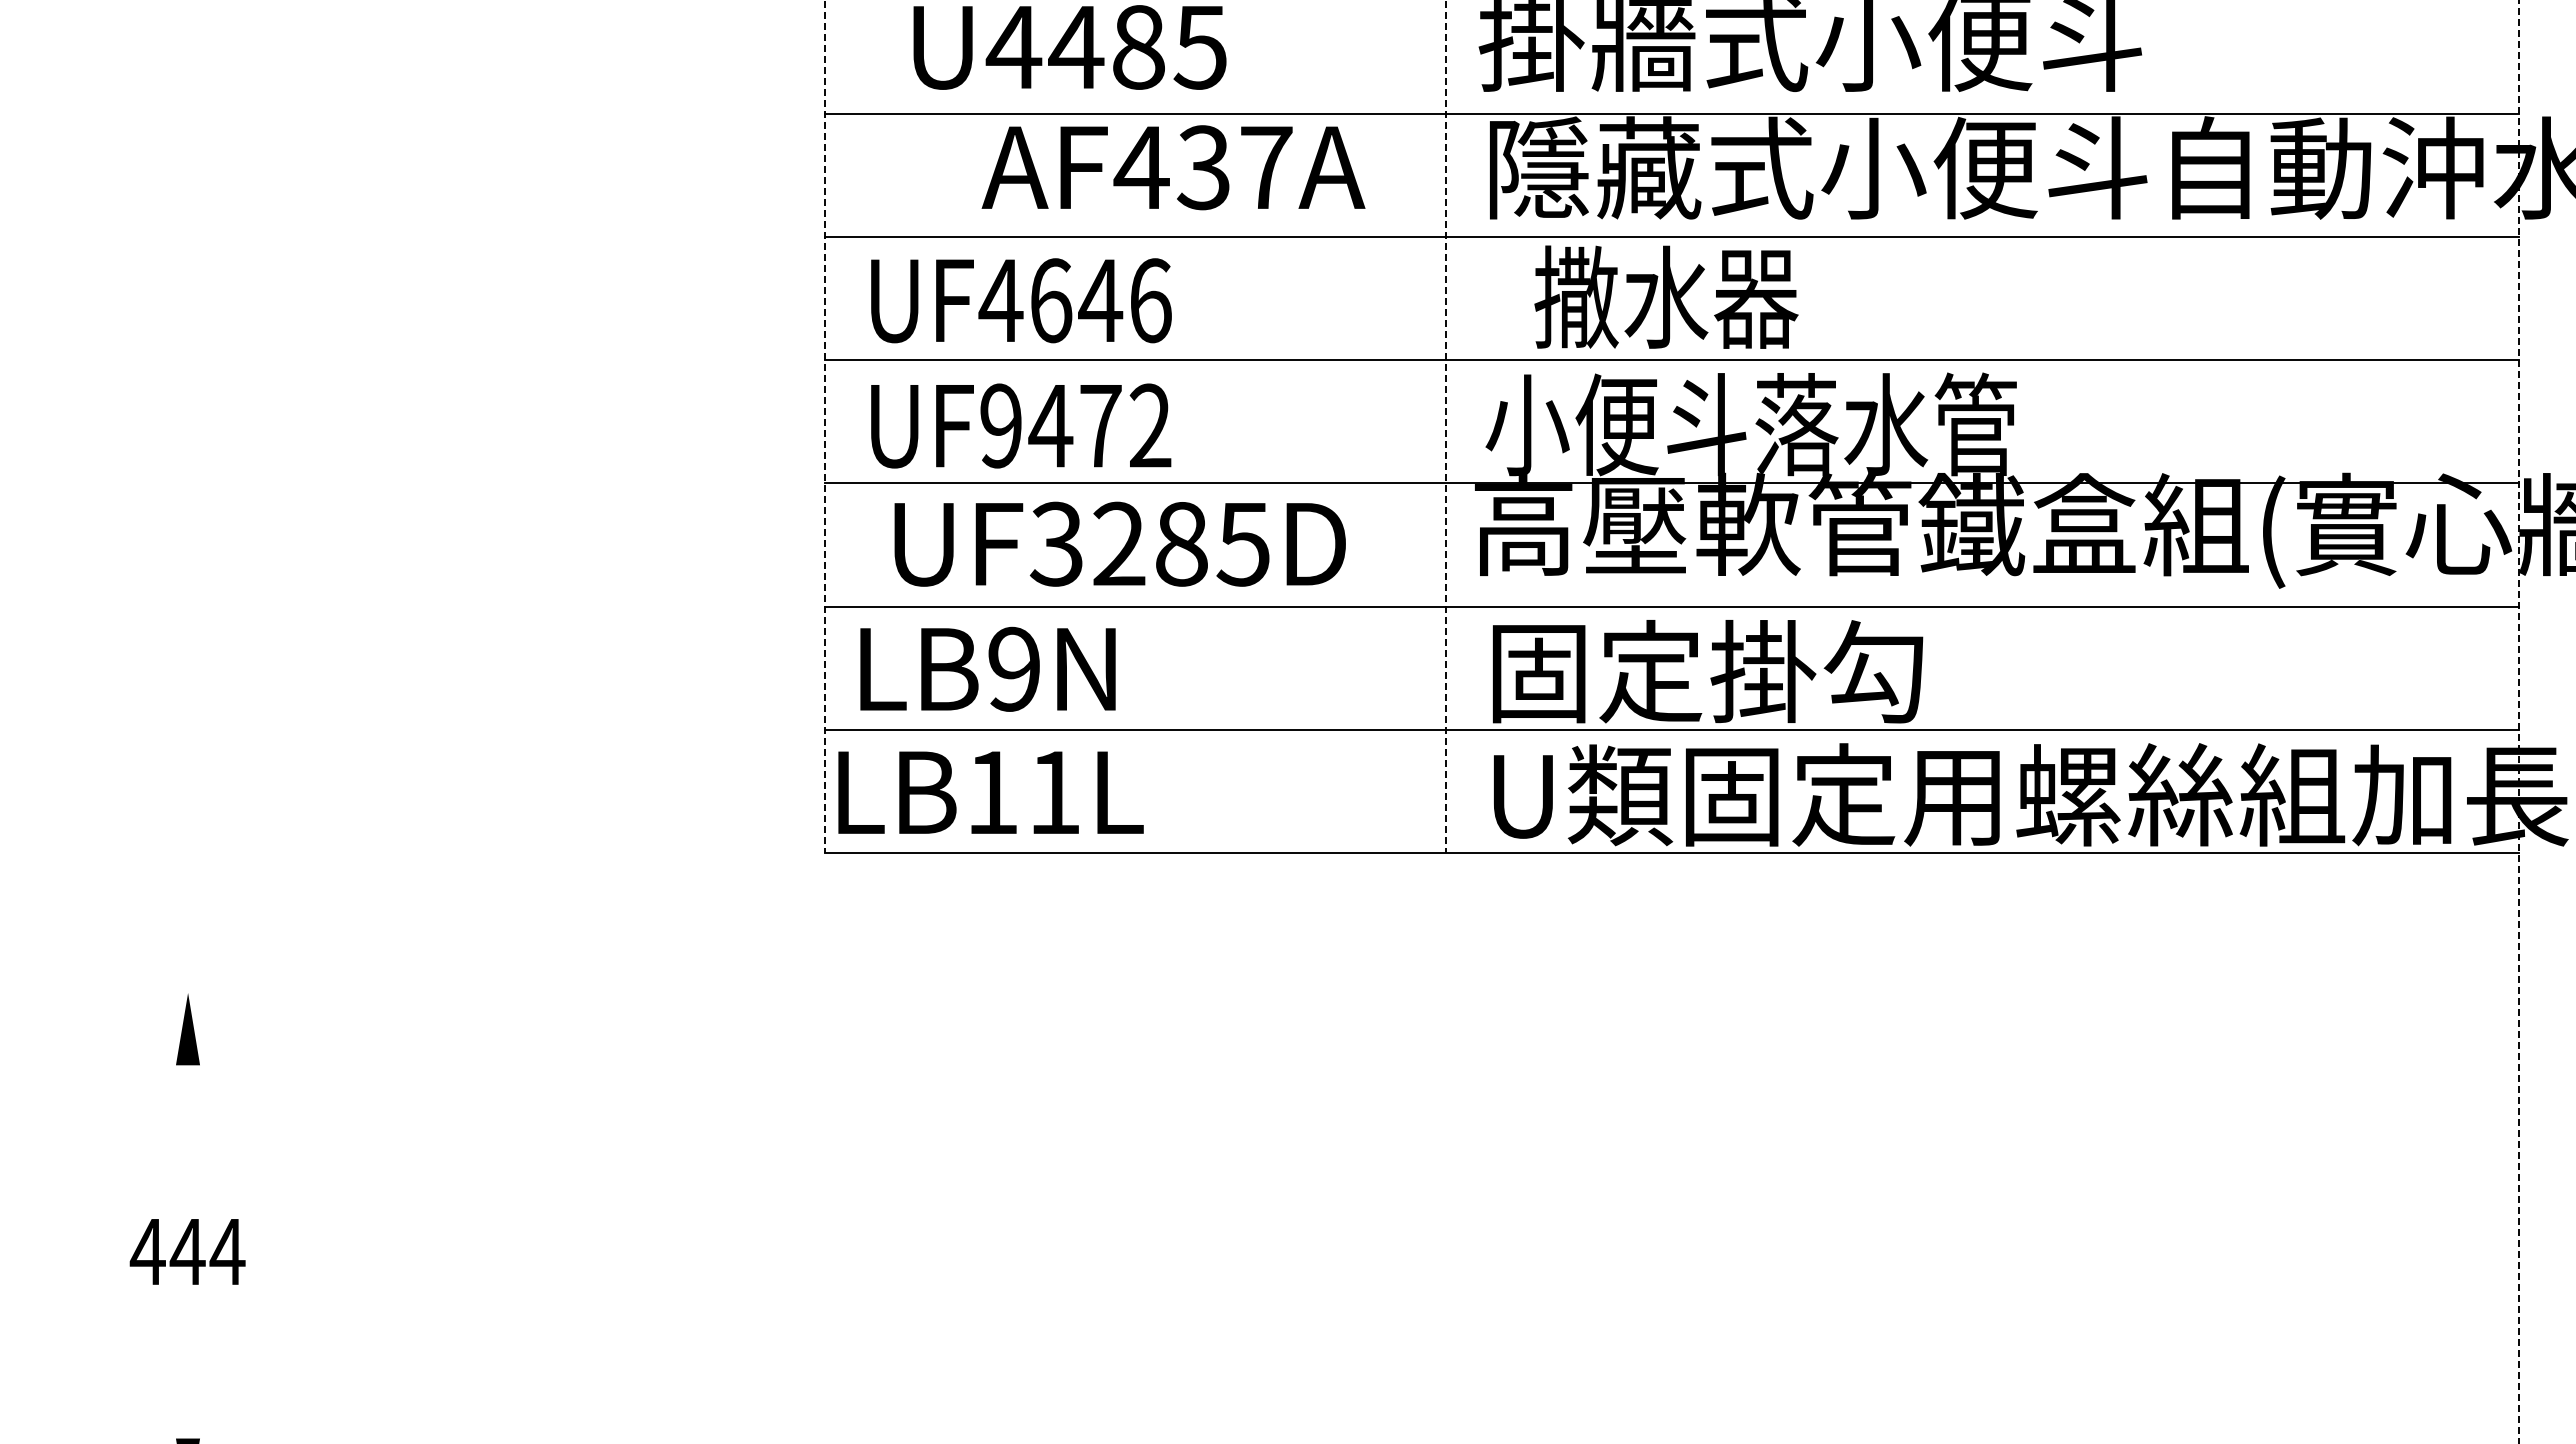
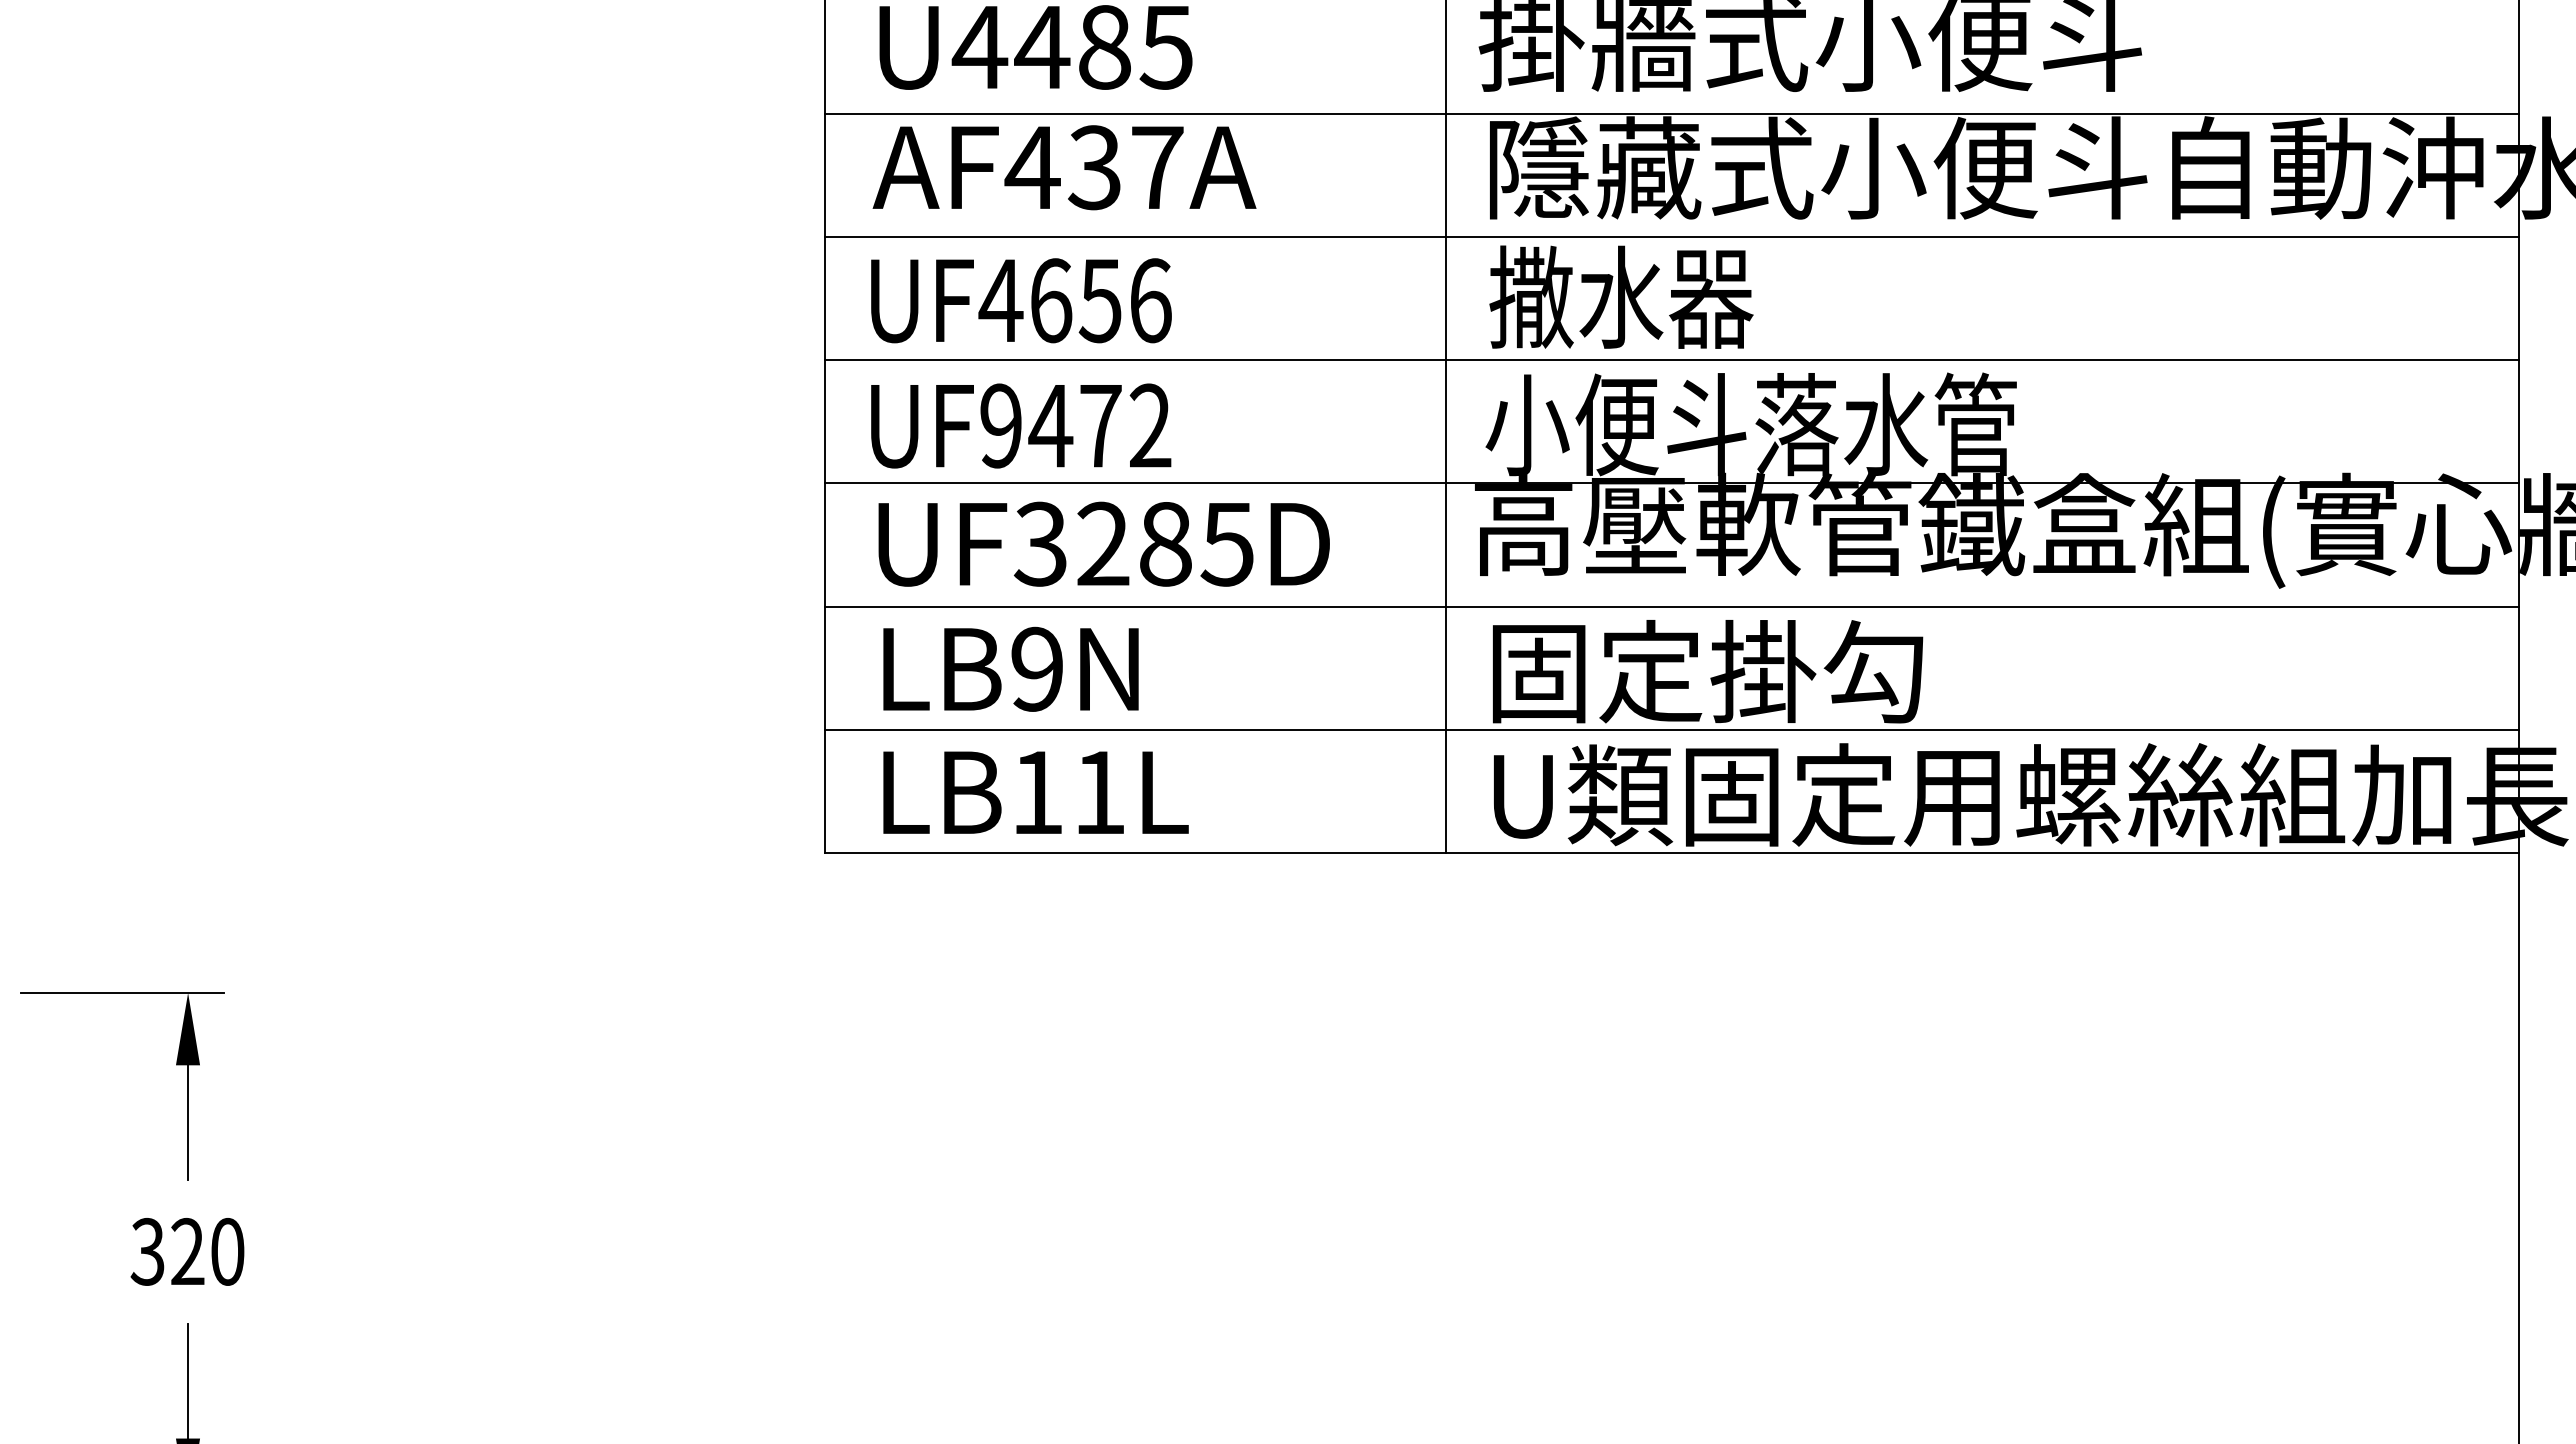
text position: (1069, 47) -> (1035, 47) (1035, 47)
text position: (1173, 167) -> (1064, 167) (1064, 167)
text position: (1666, 296) -> (1621, 296) (1621, 296)
text: UF4646 -> UF4656 (1100, 301)
line: dashed -> solid (825, 426)
line: dashed -> solid (1445, 426)
text position: (1119, 543) -> (1103, 543) (1103, 543)
text position: (987, 668) -> (1010, 668) (1010, 668)
line: dashed -> solid (2518, 721)
text position: (990, 792) -> (1035, 792) (1035, 792)
line: none -> present (122, 992)
line: none -> present (188, 1122)
text: 444 -> 320 (187, 1251)
line: none -> present (188, 1381)
